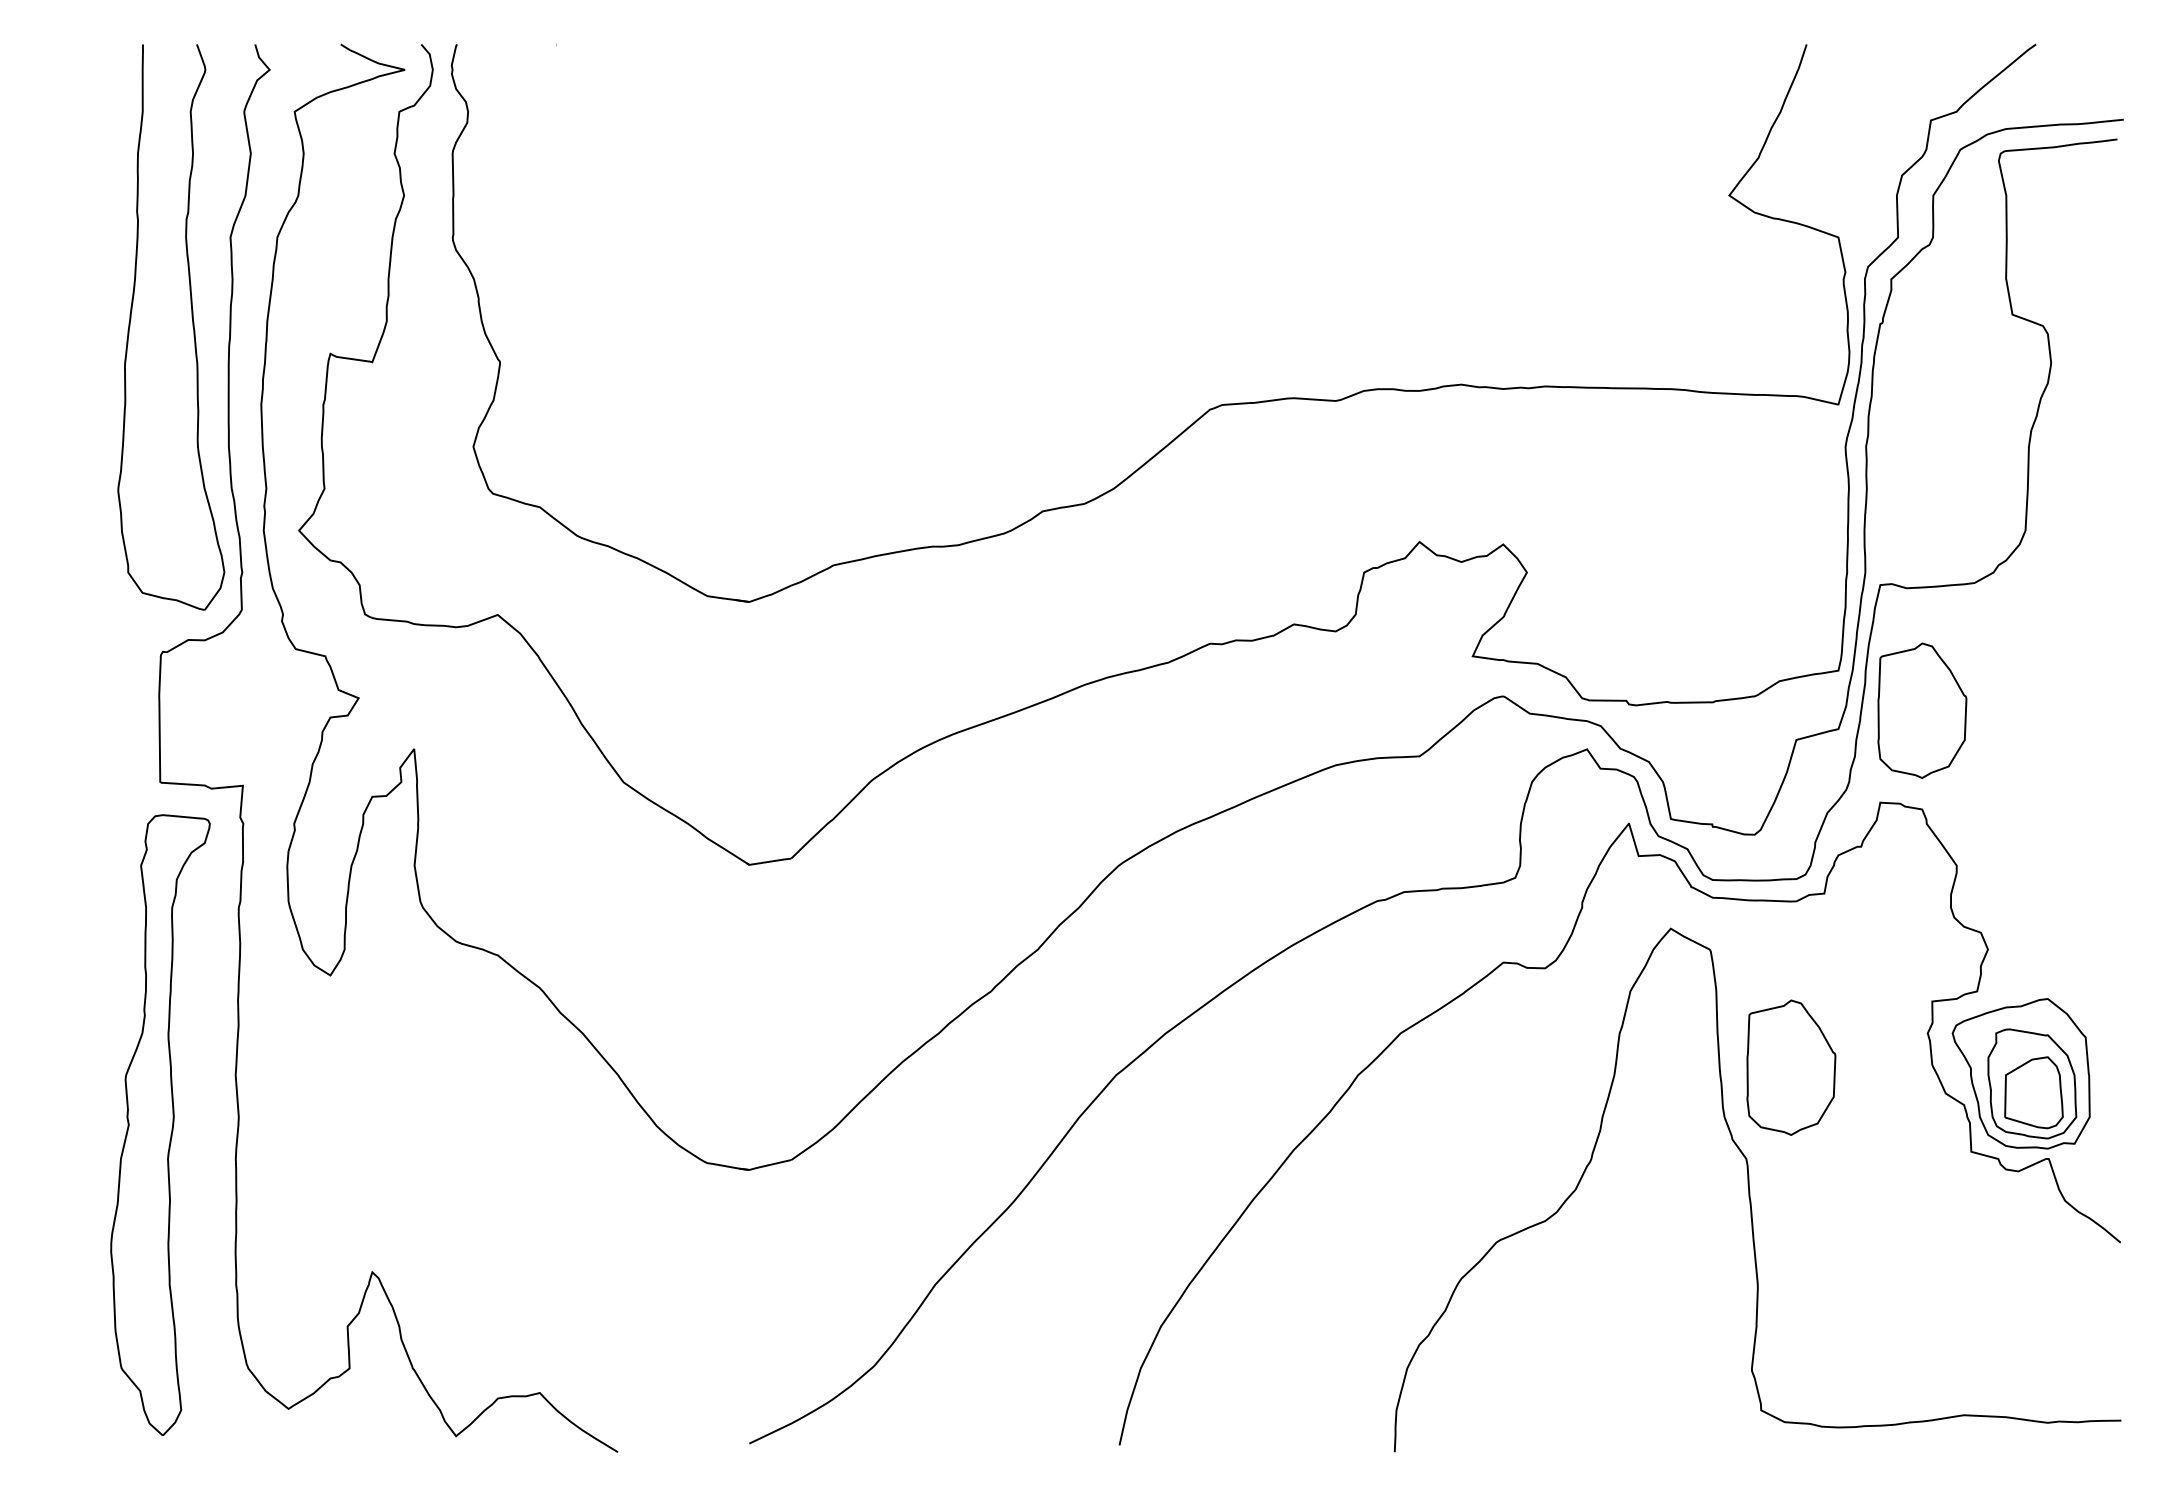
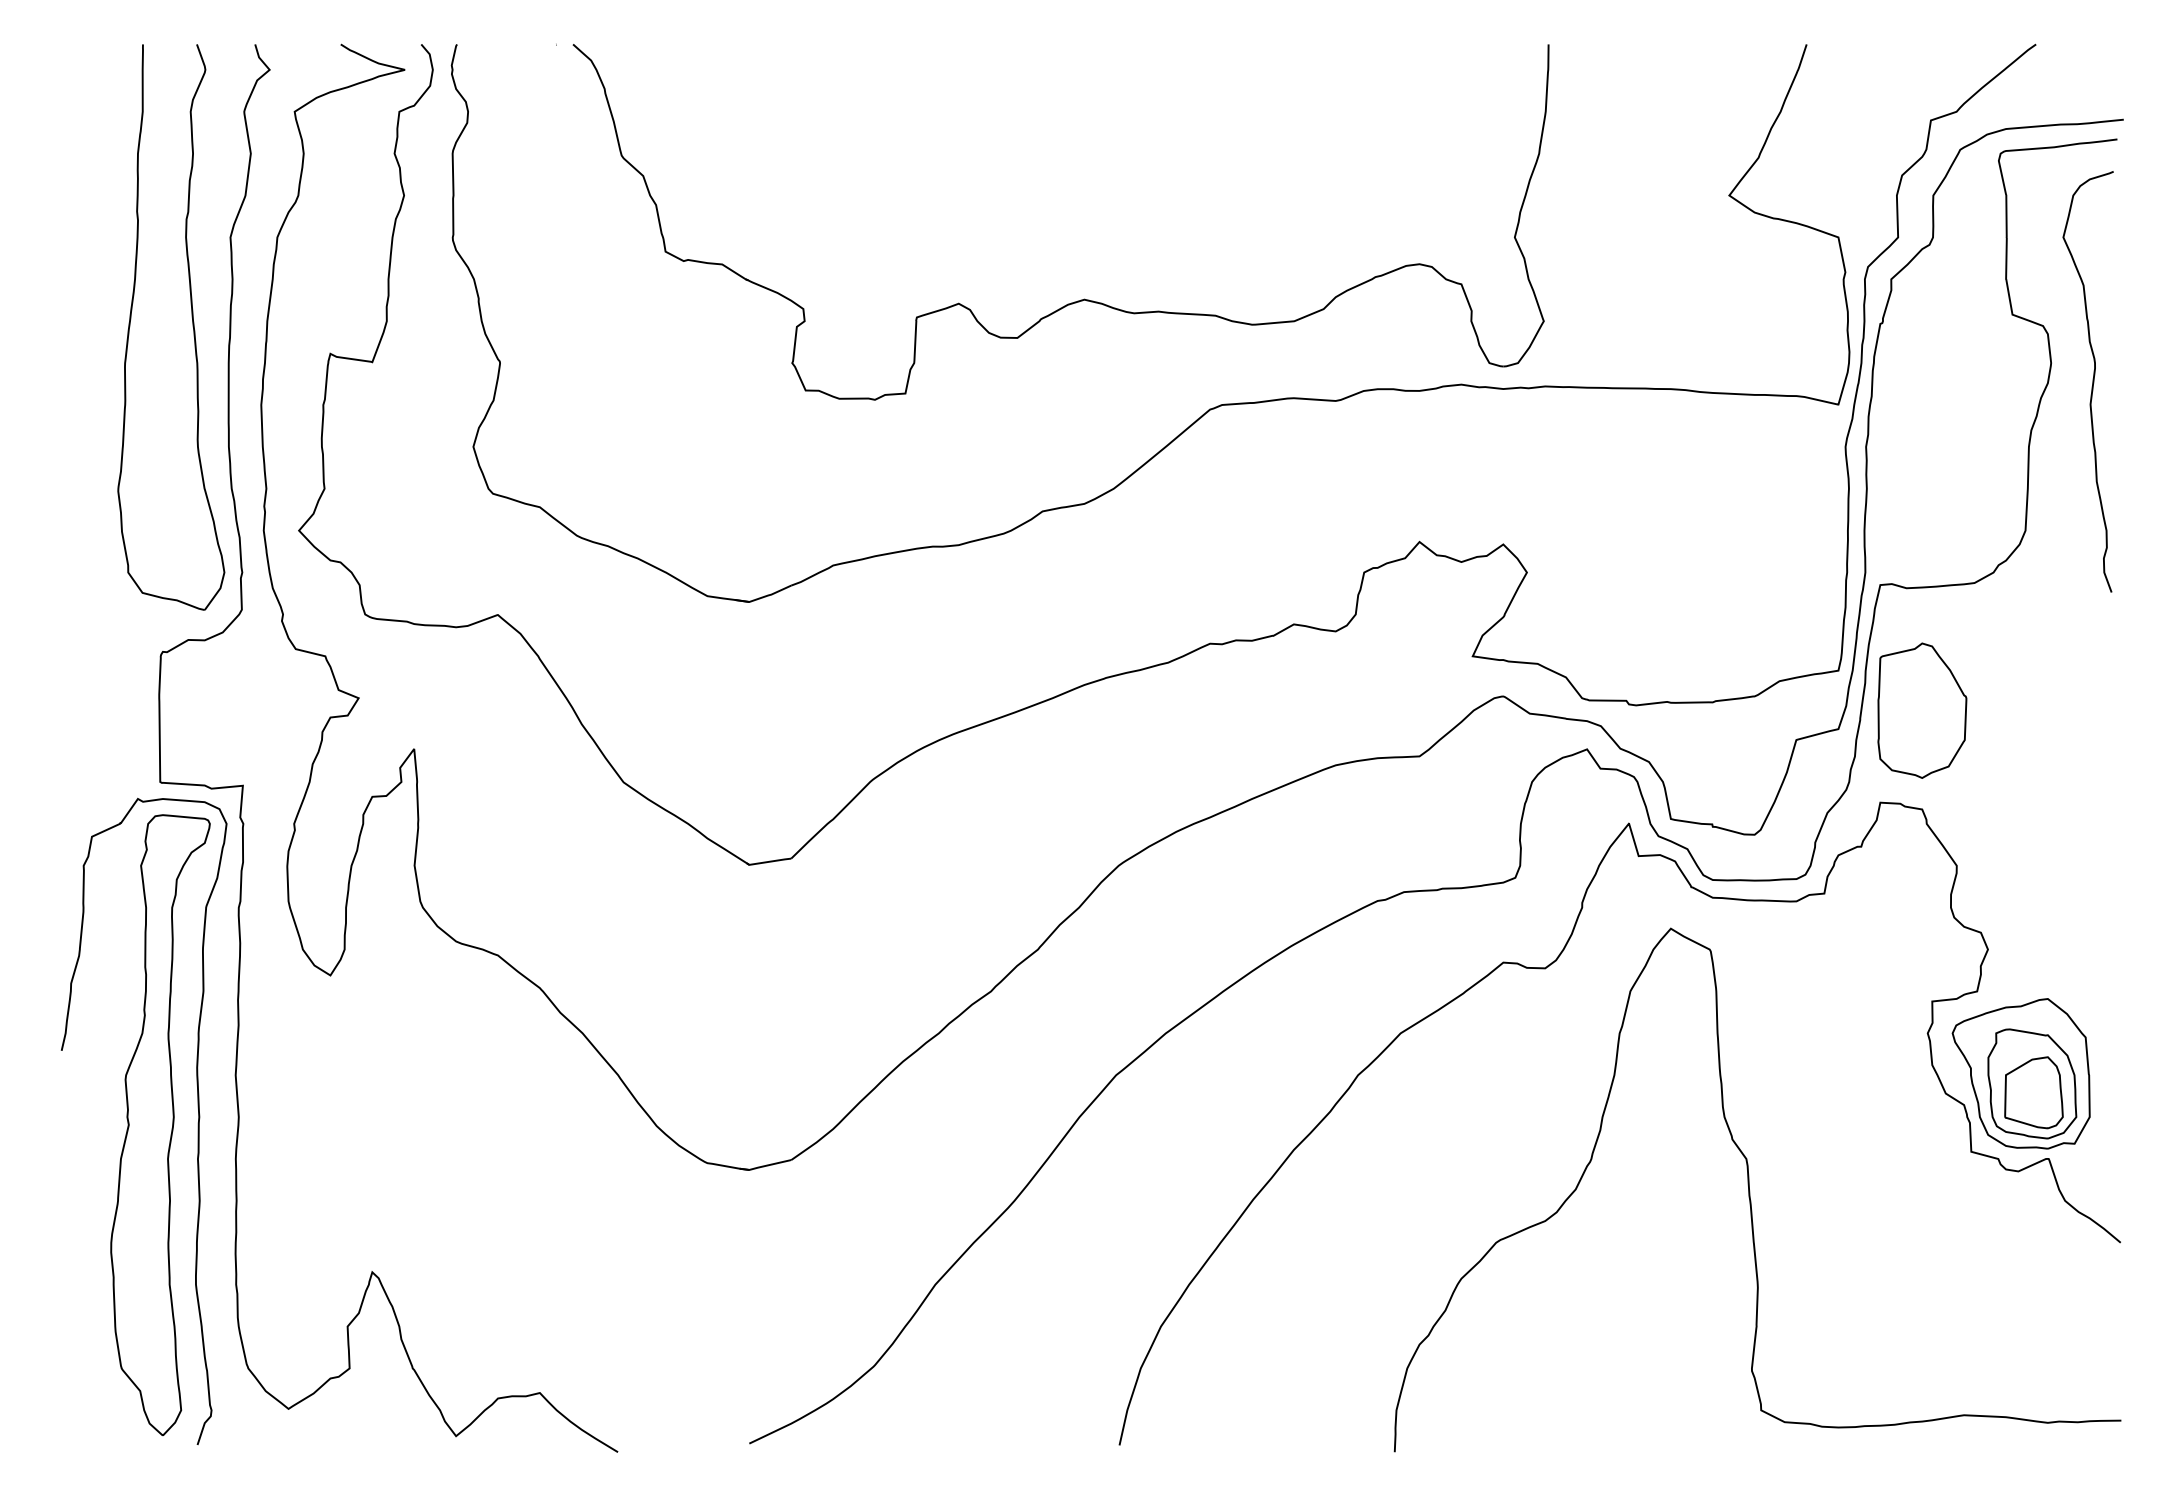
part: none -> present (1084, 298)
curve: none -> present (2092, 381)
part: present -> none (1791, 1067)
curve: none -> present (197, 1123)
